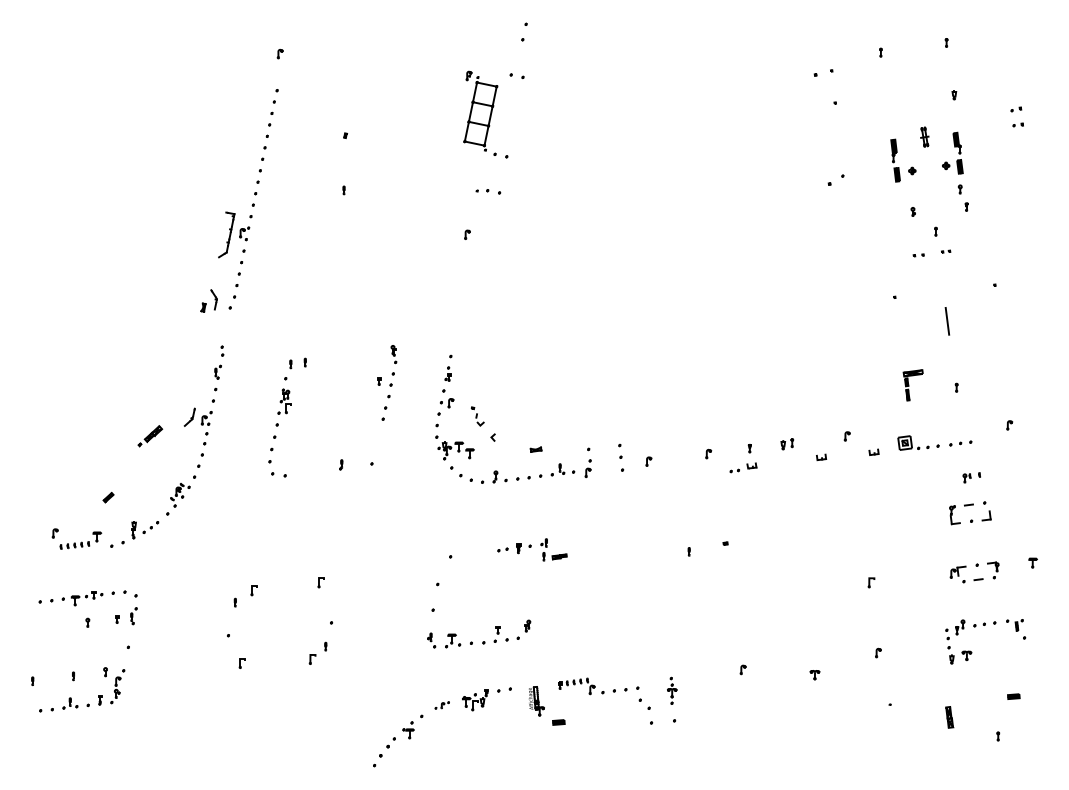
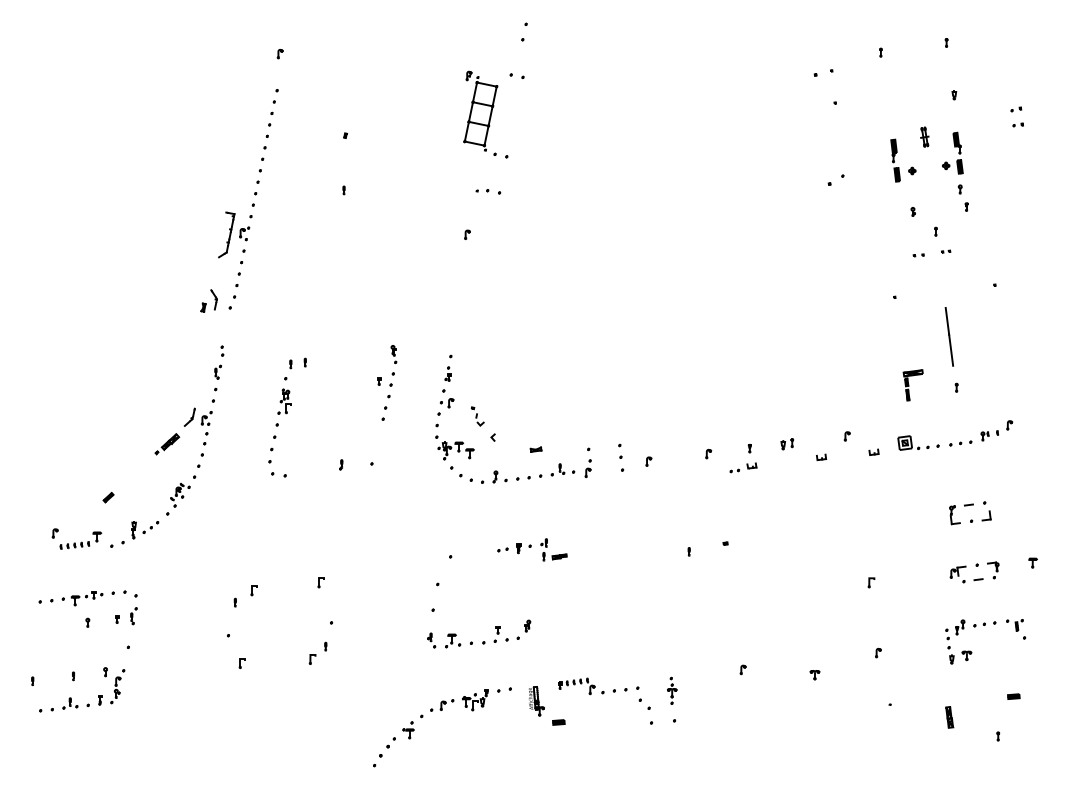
line: none -> present (951, 349)
part position: (150, 436) -> (167, 444) (167, 444)
part position: (971, 477) -> (989, 435) (989, 435)
part size: 16x9 px -> 25x13 px (442, 705)
